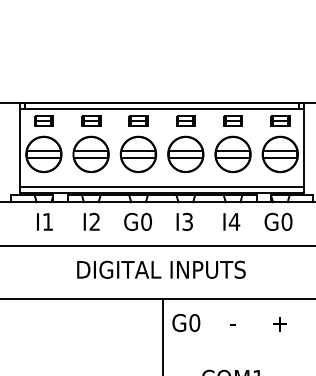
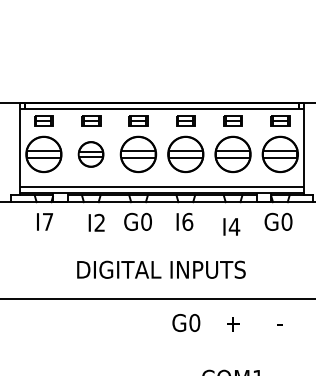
part size: 38x39 px -> 28x27 px (90, 154)
text: I1 -> I7 (48, 221)
text position: (91, 221) -> (96, 222) (96, 222)
text: I3 -> I6 (187, 221)
text position: (231, 221) -> (231, 226) (231, 226)
line: present -> none (157, 246)
text: - -> + (233, 324)
text: + -> - (279, 324)
line: present -> none (163, 335)
